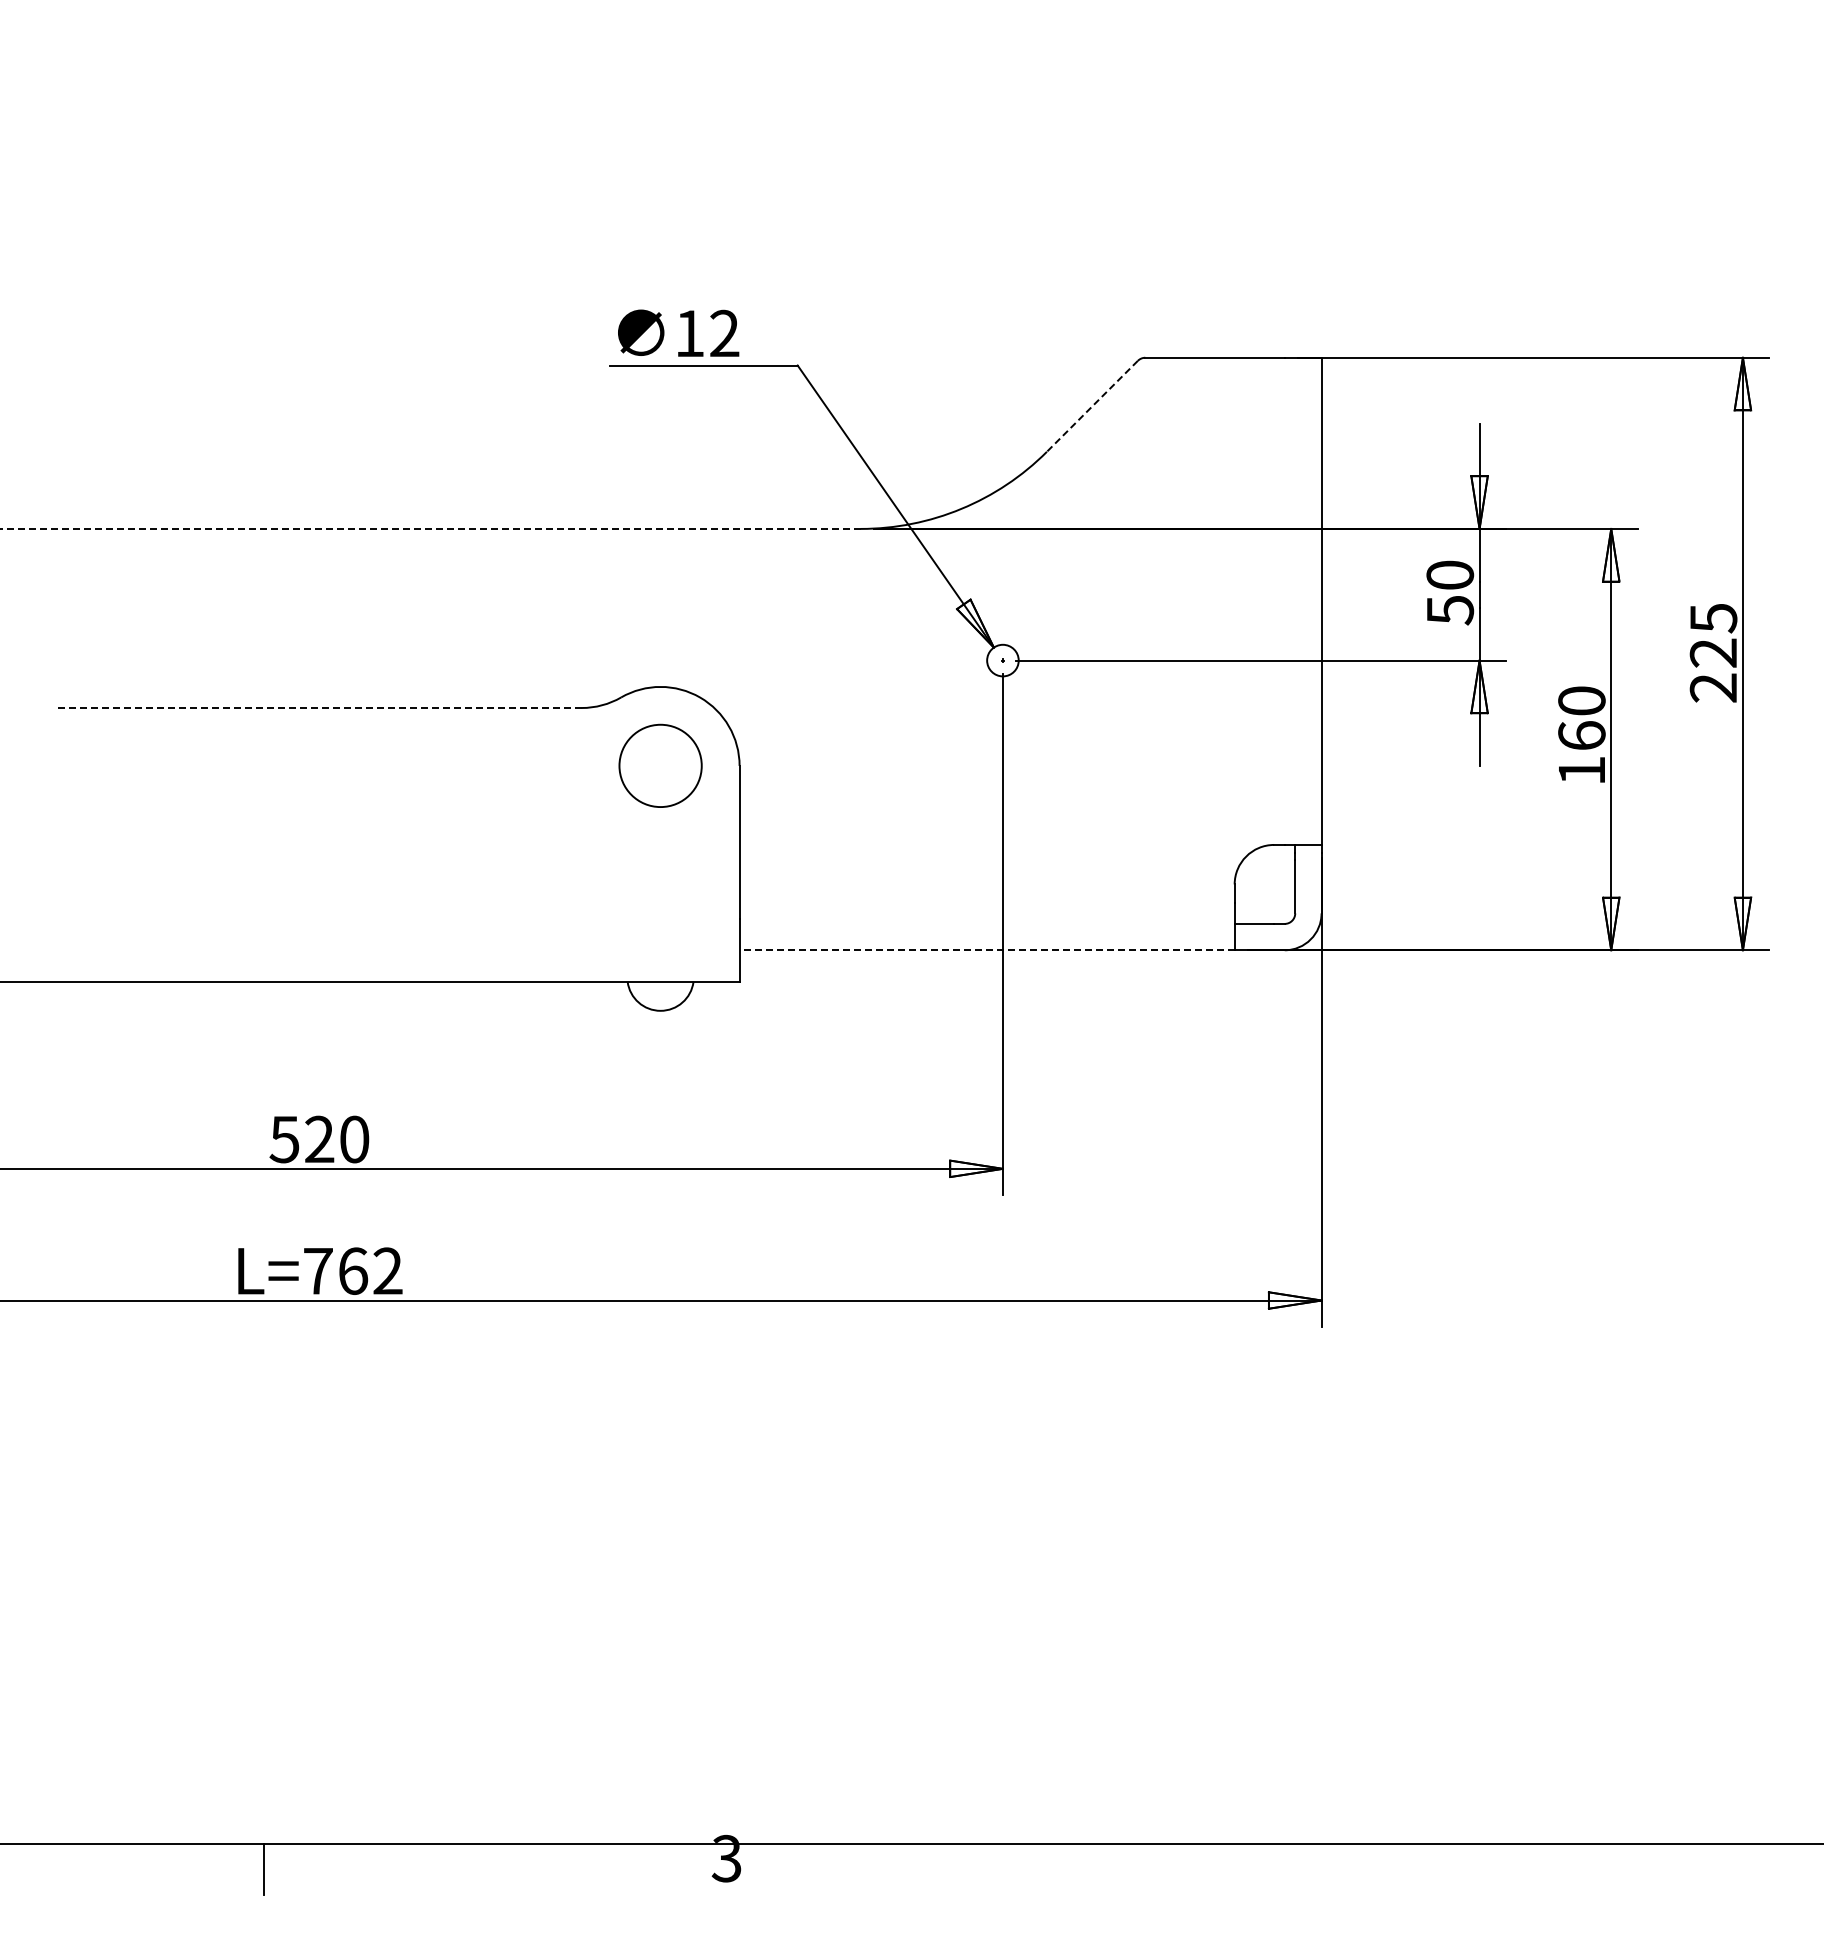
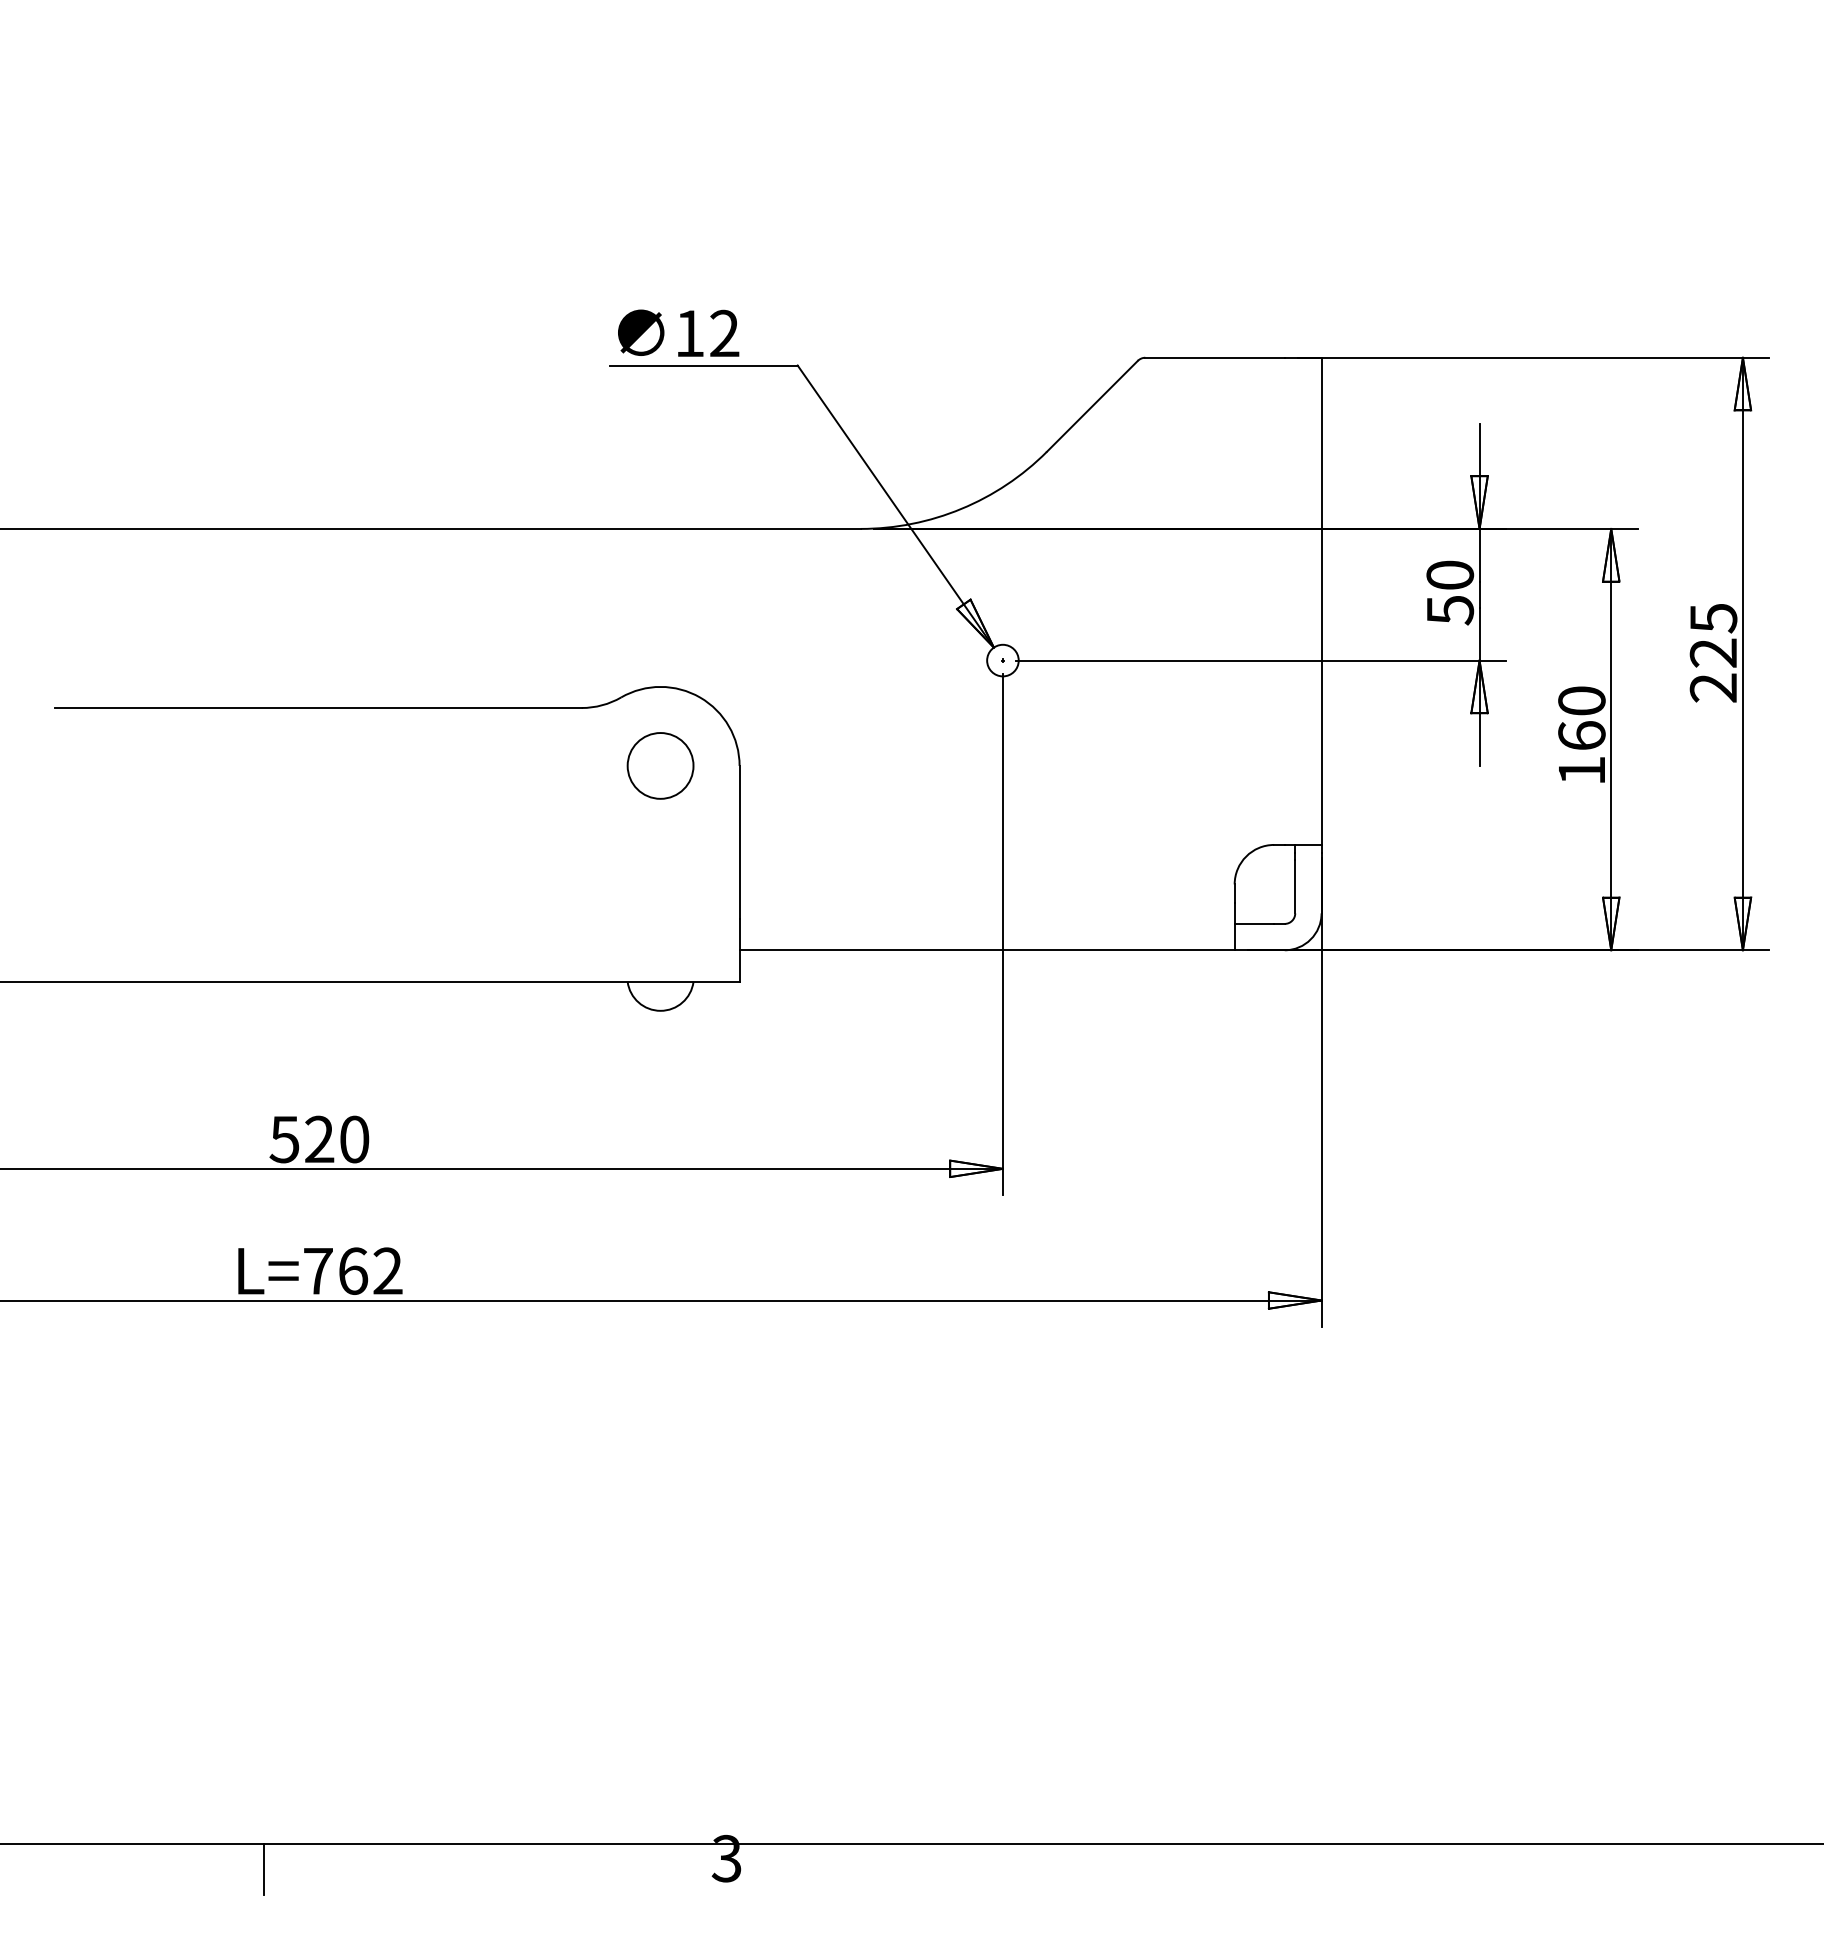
line: dashed -> solid (1092, 406)
line: dashed -> solid (430, 528)
line: dashed -> solid (318, 708)
circle size: 85x85 px -> 69x68 px (660, 765)
line: dashed -> solid (987, 950)
